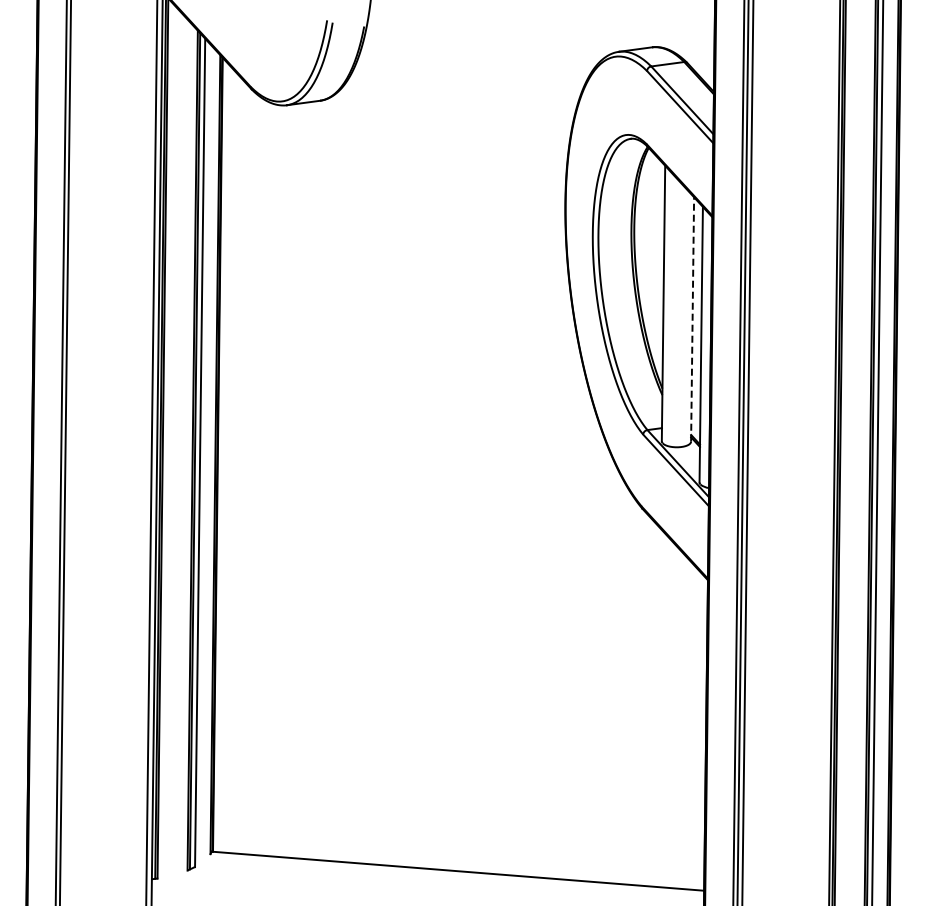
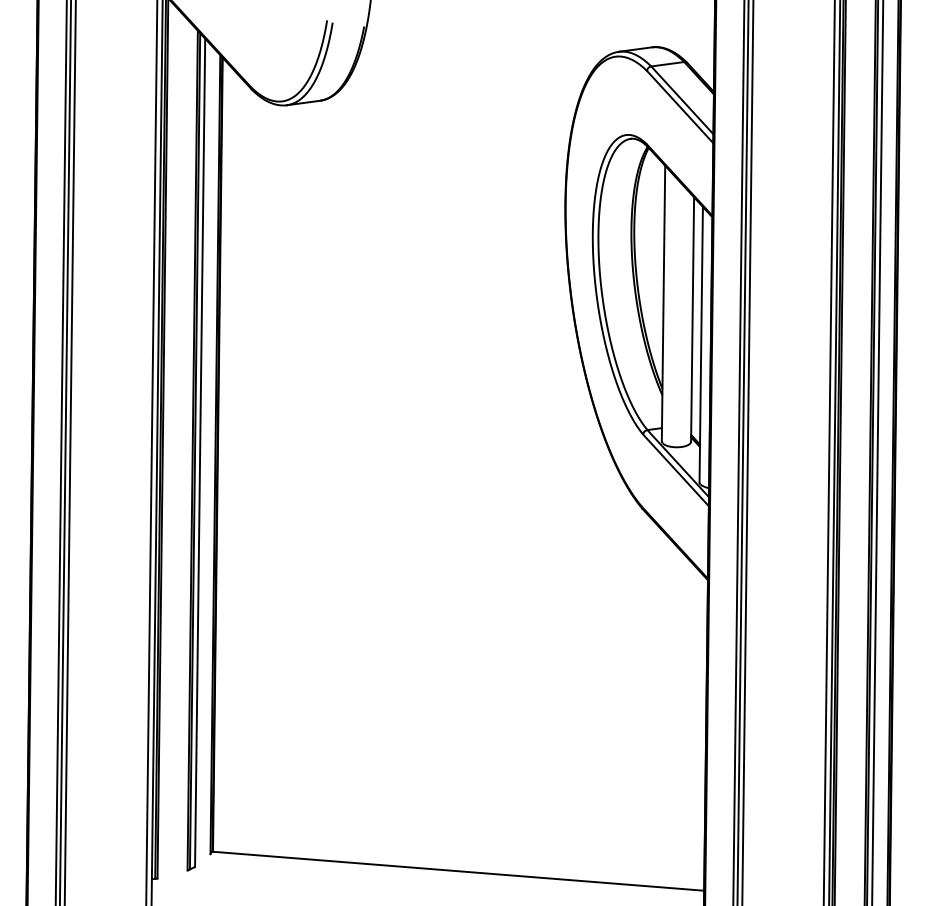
line: dashed -> solid (692, 319)
line: none -> present (69, 452)
line: none -> present (828, 452)
